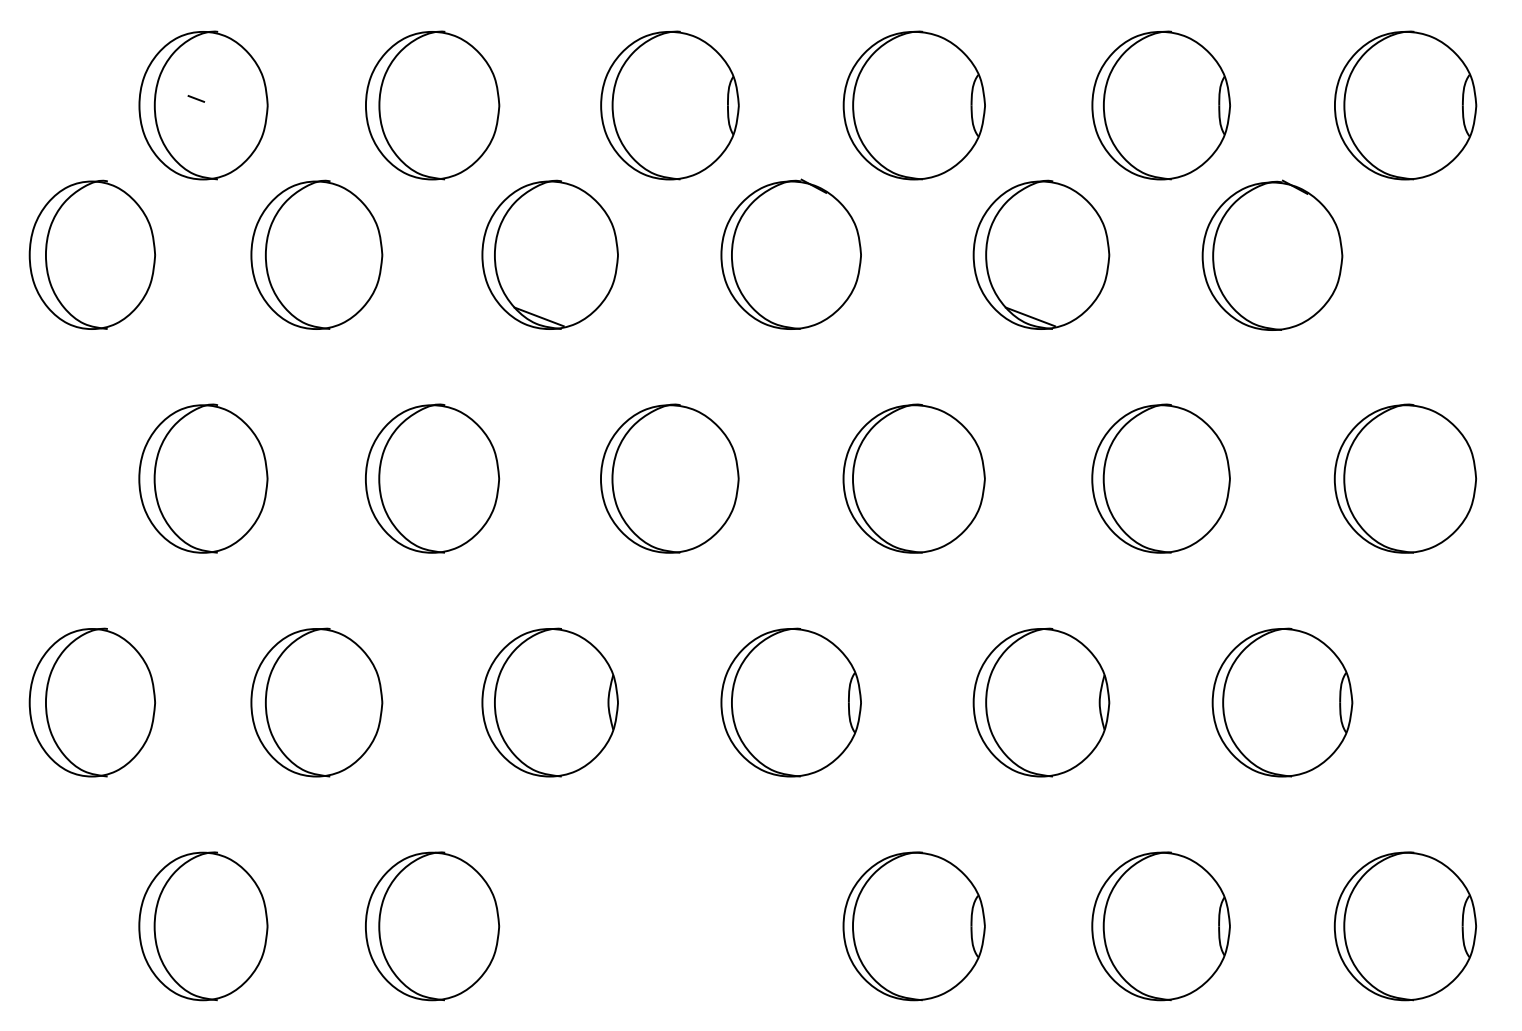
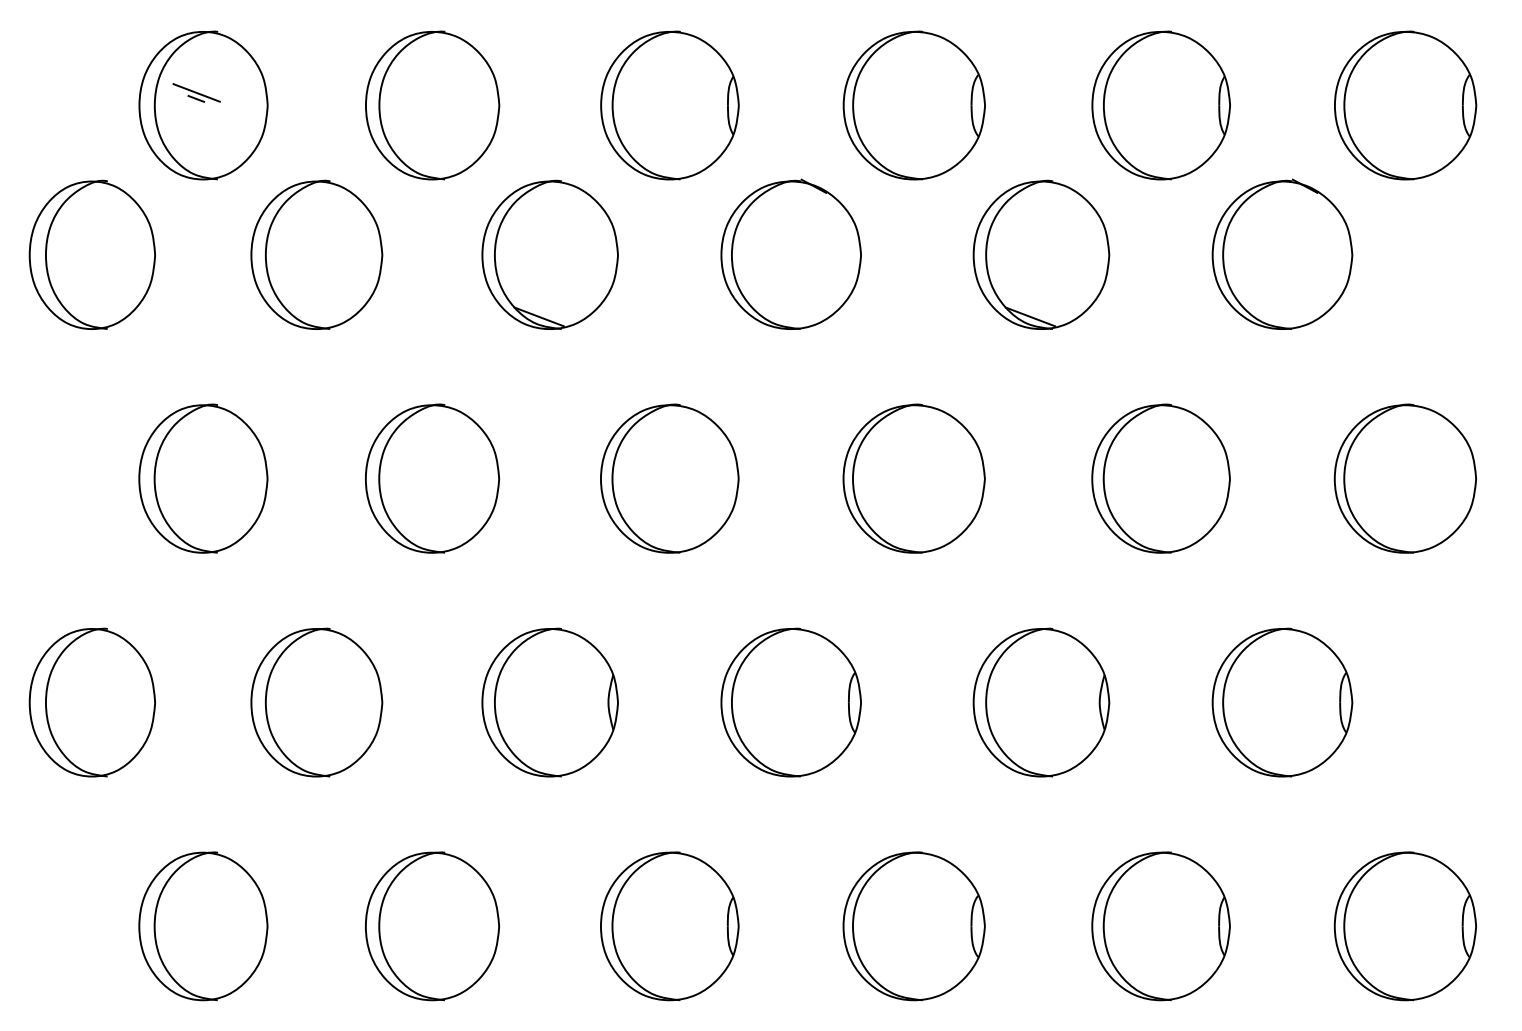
line: none -> present (196, 92)
part position: (1272, 254) -> (1282, 253) (1282, 253)
part: none -> present (669, 926)
